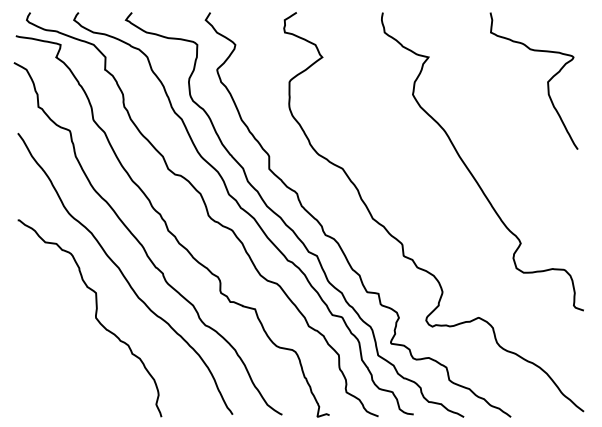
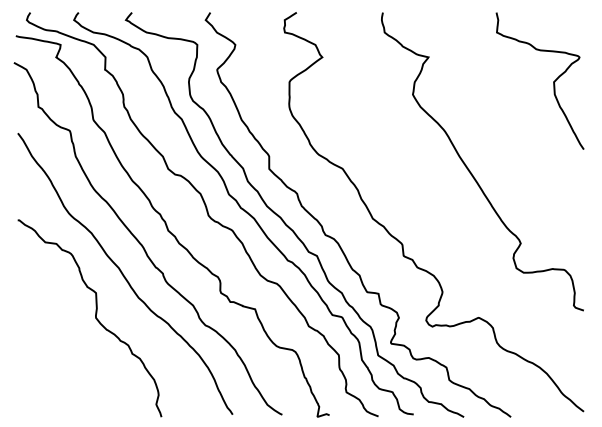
curve position: (547, 81) -> (553, 81) (553, 81)
